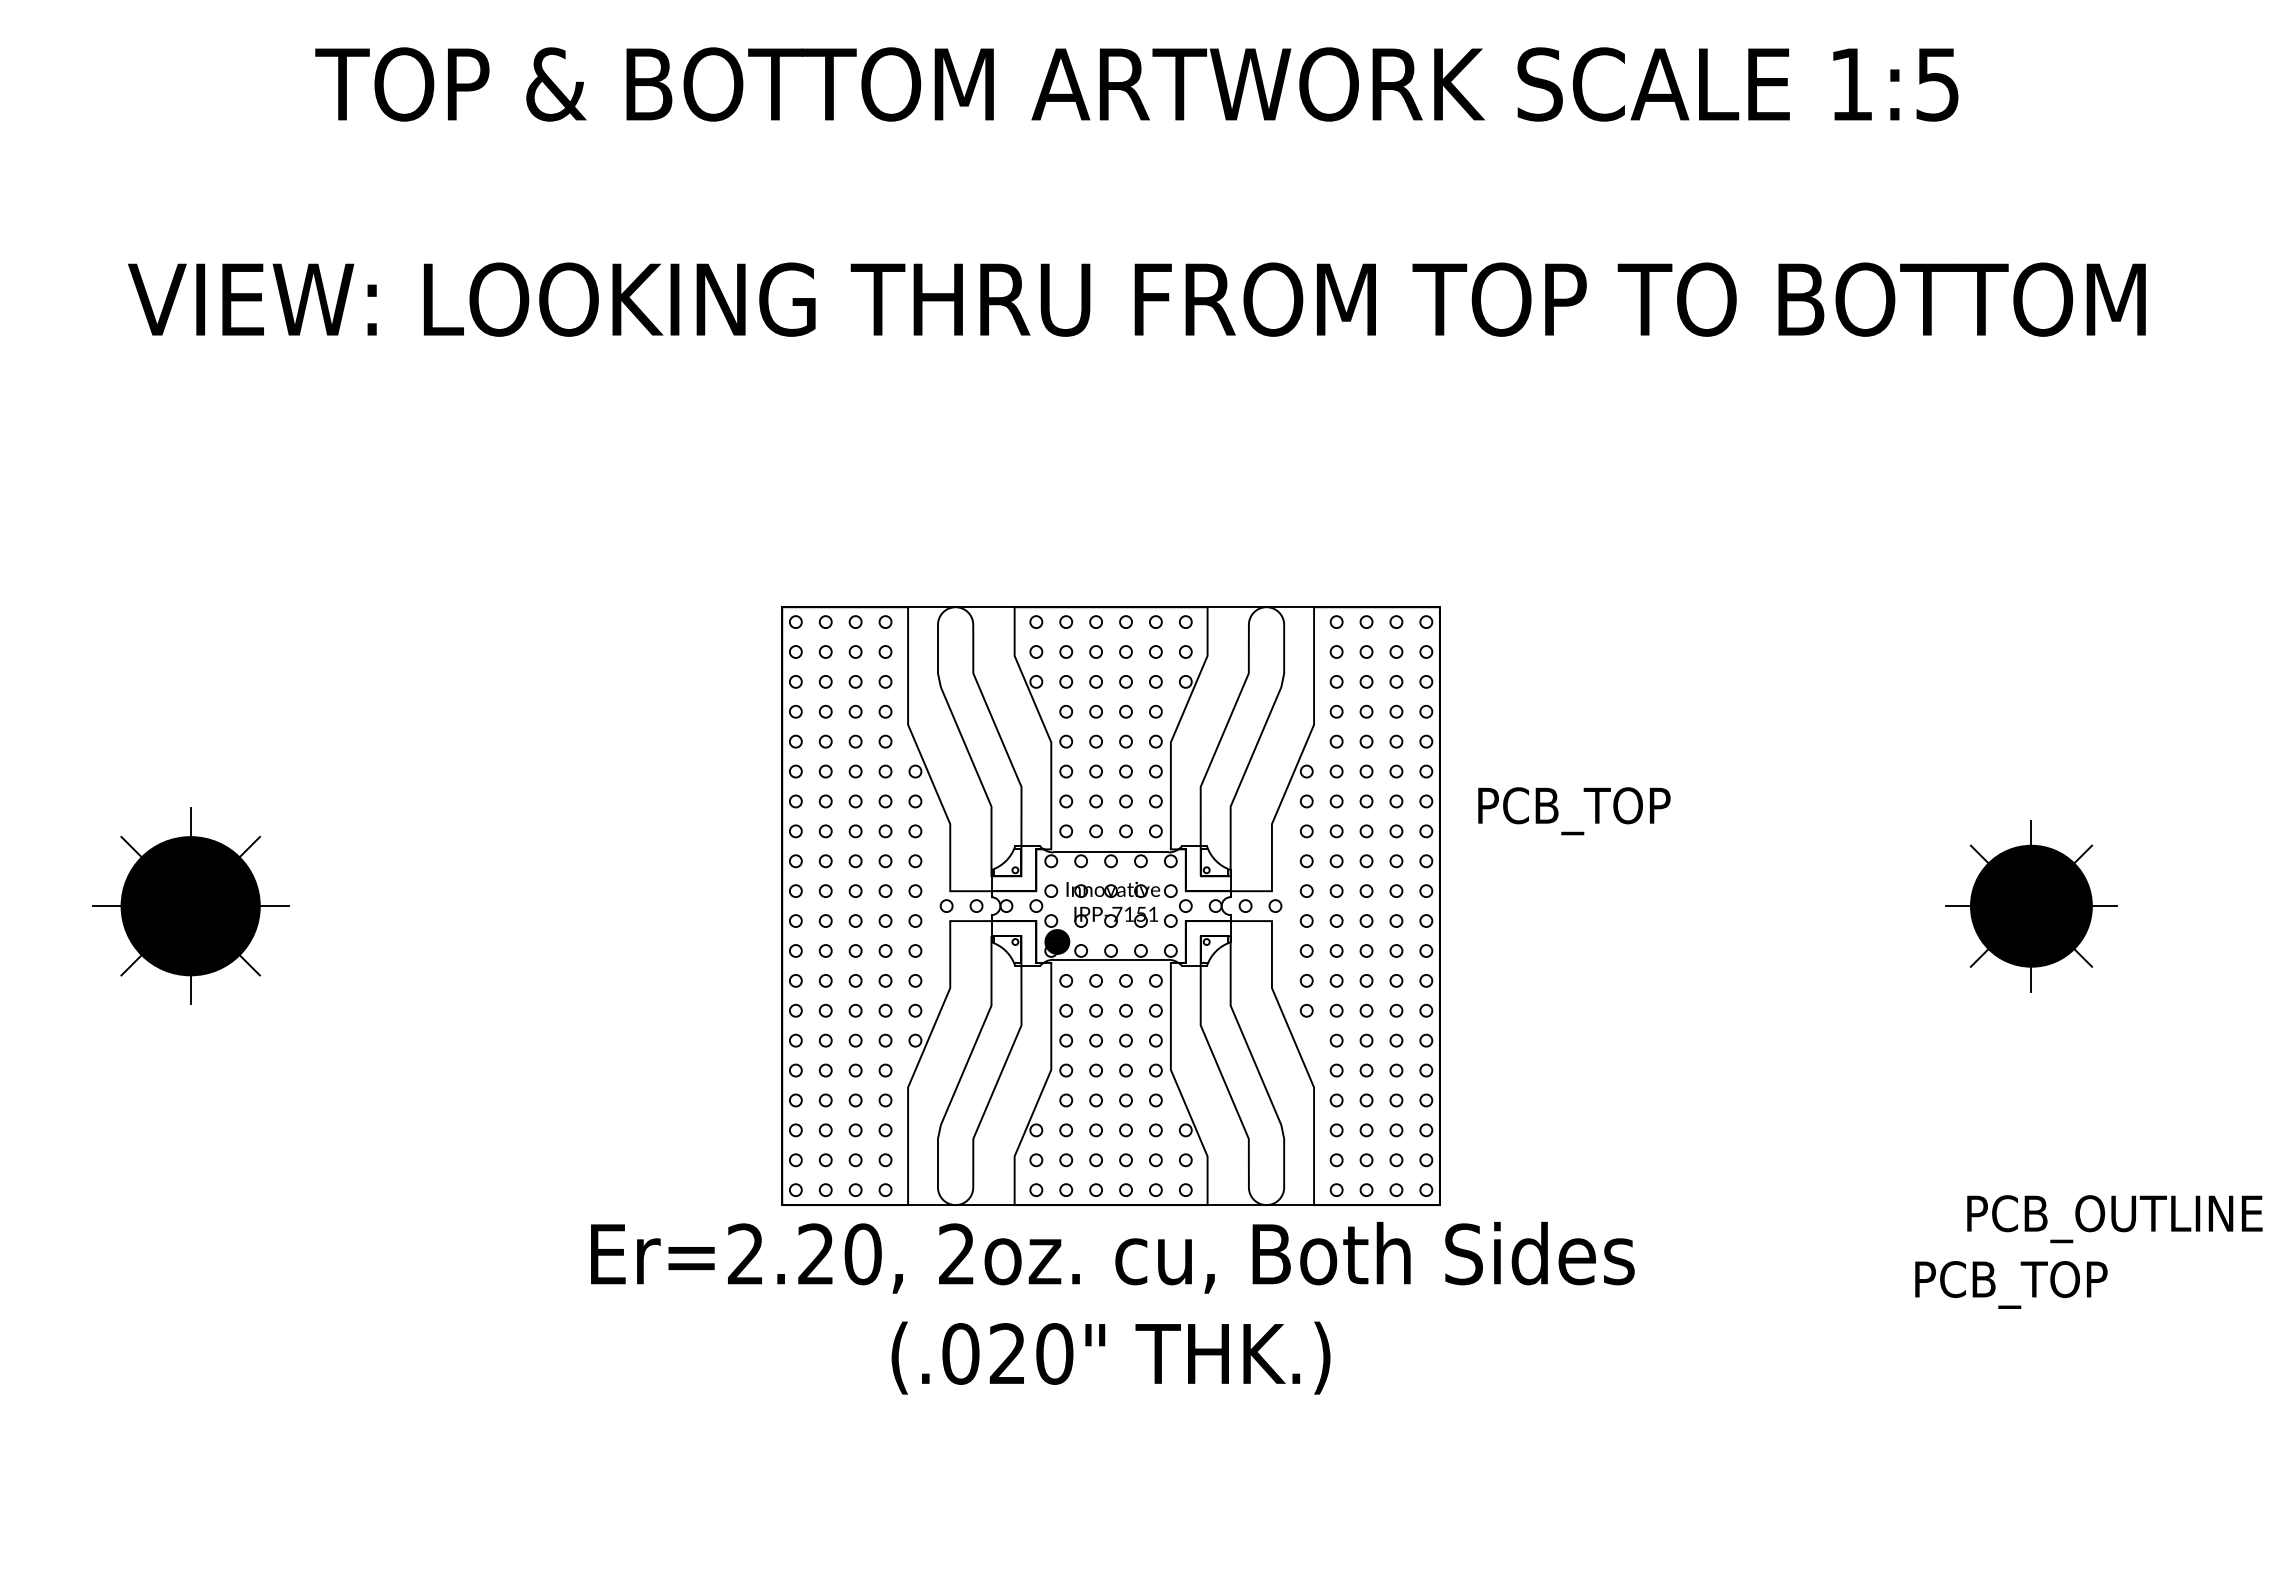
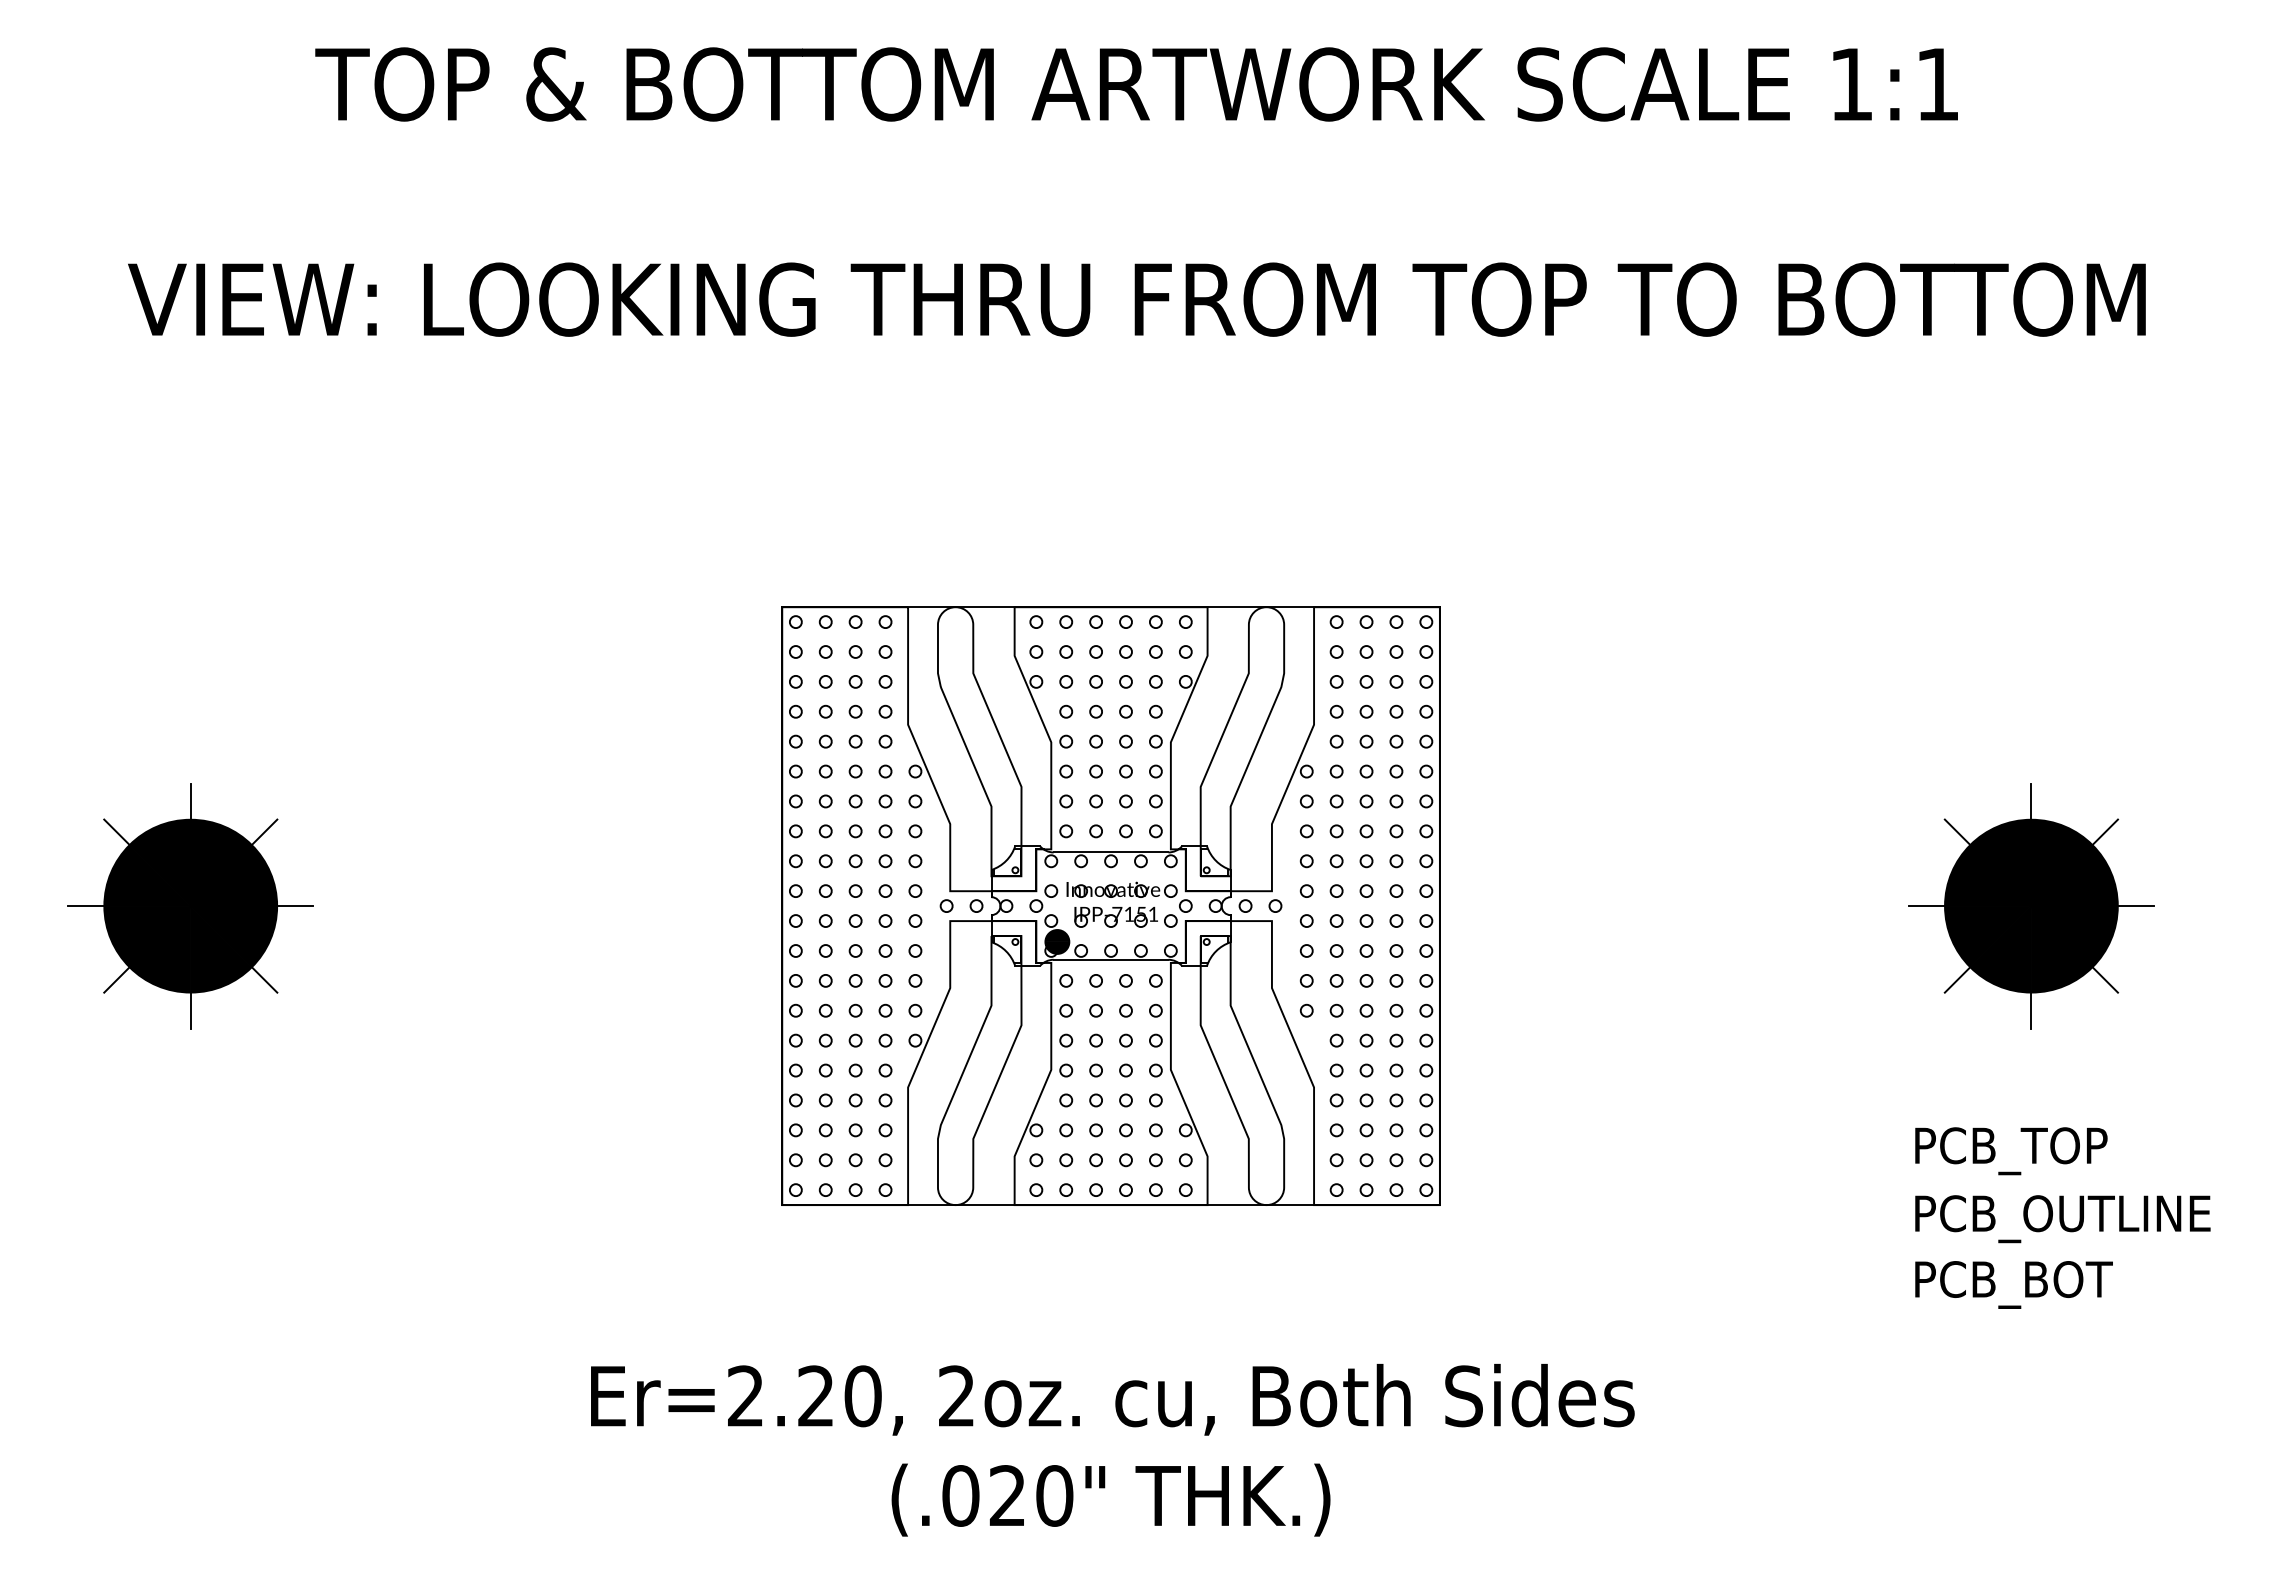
text: 1:5 -> 1:1 (1937, 84)
text position: (1574, 811) -> (2011, 1151) (2011, 1151)
part size: 198x198 px -> 247x247 px (190, 906)
part size: 173x173 px -> 247x247 px (2031, 906)
text position: (2114, 1219) -> (2062, 1219) (2062, 1219)
text: PCB_TOP -> PCB_BOT (2066, 1279)
text position: (1112, 1308) -> (1112, 1450) (1112, 1450)
